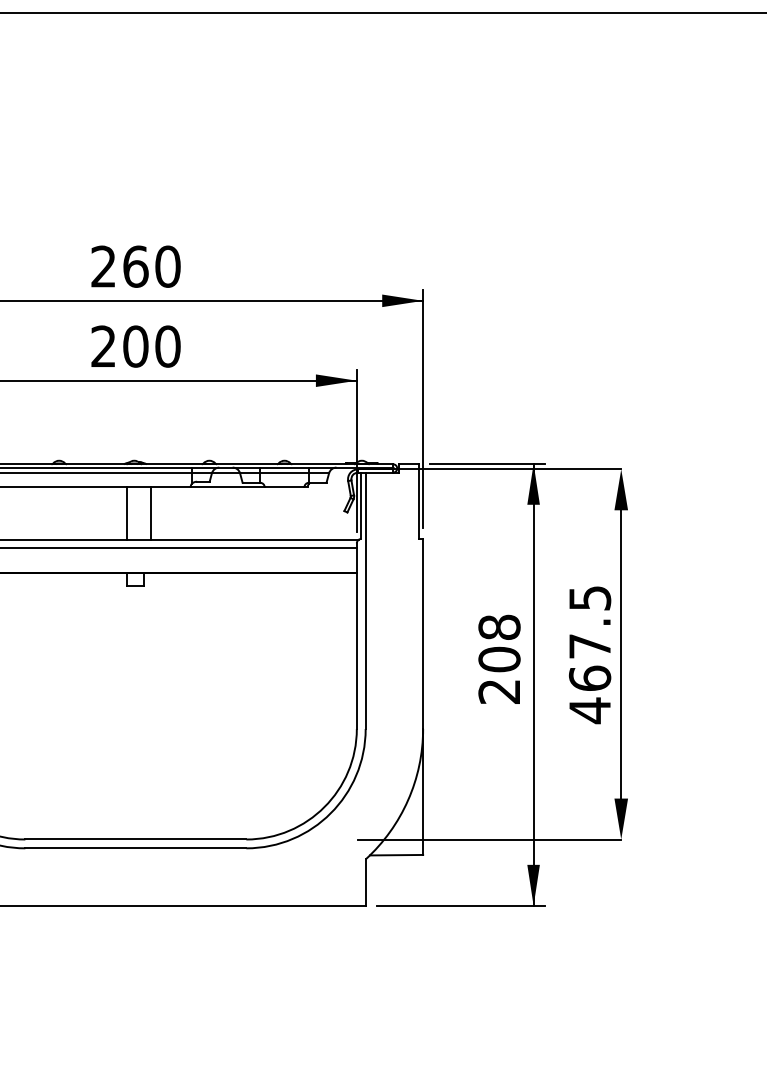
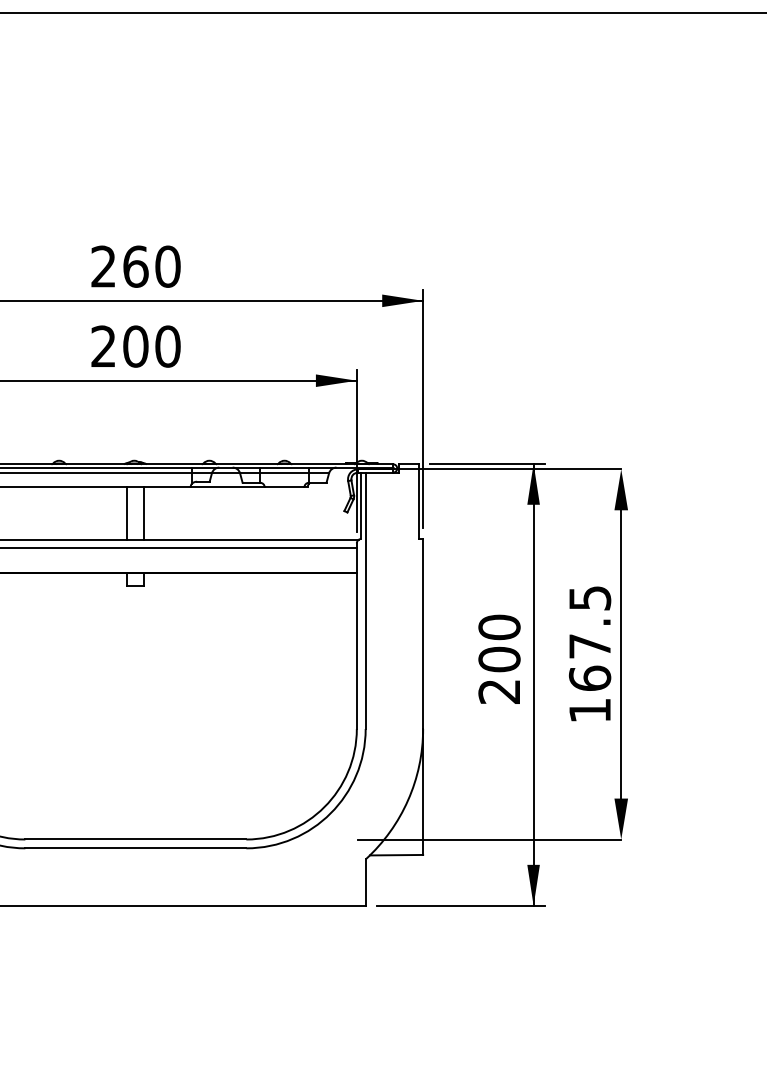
line position: (151, 513) -> (144, 513) (144, 513)
text: 208 -> 200 (499, 627)
text: 467.5 -> 167.5 (589, 710)
